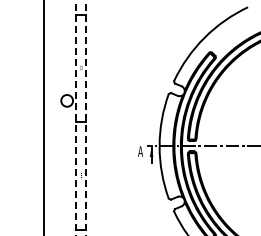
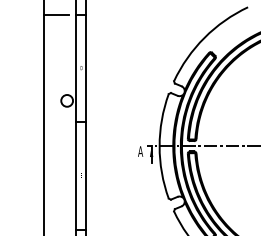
line: none -> present (56, 15)
line: dashed -> solid (75, 118)
line: dashed -> solid (86, 118)
